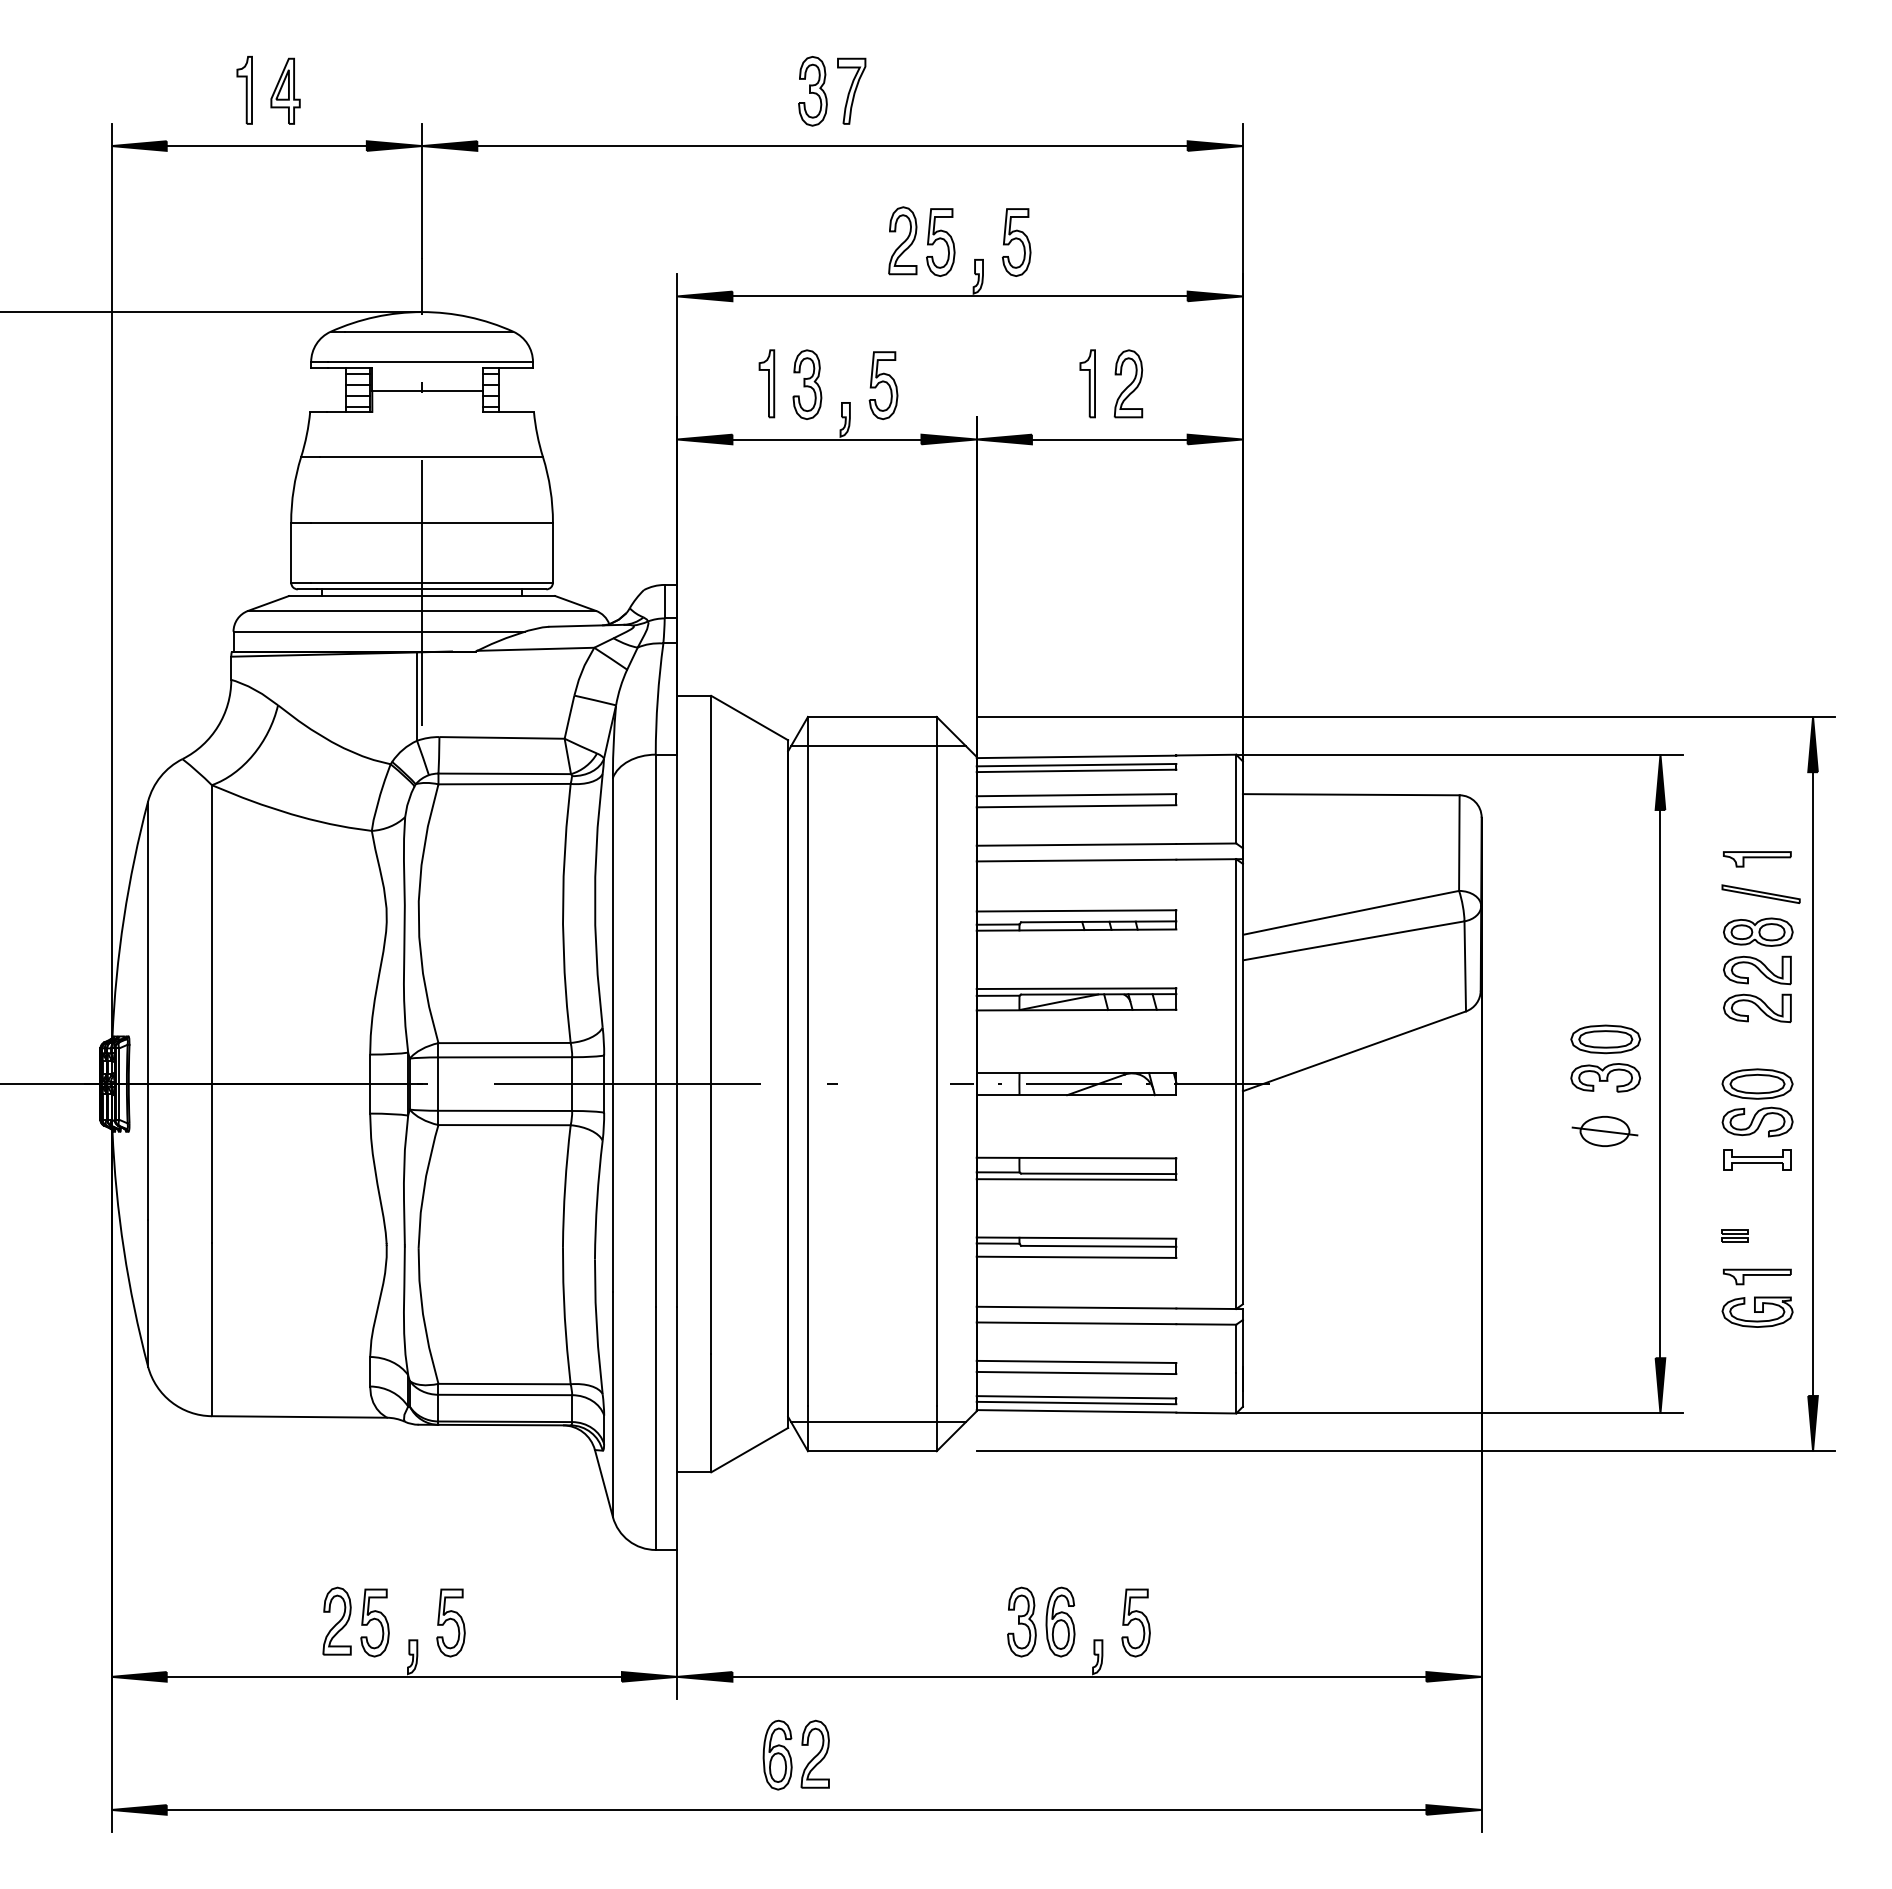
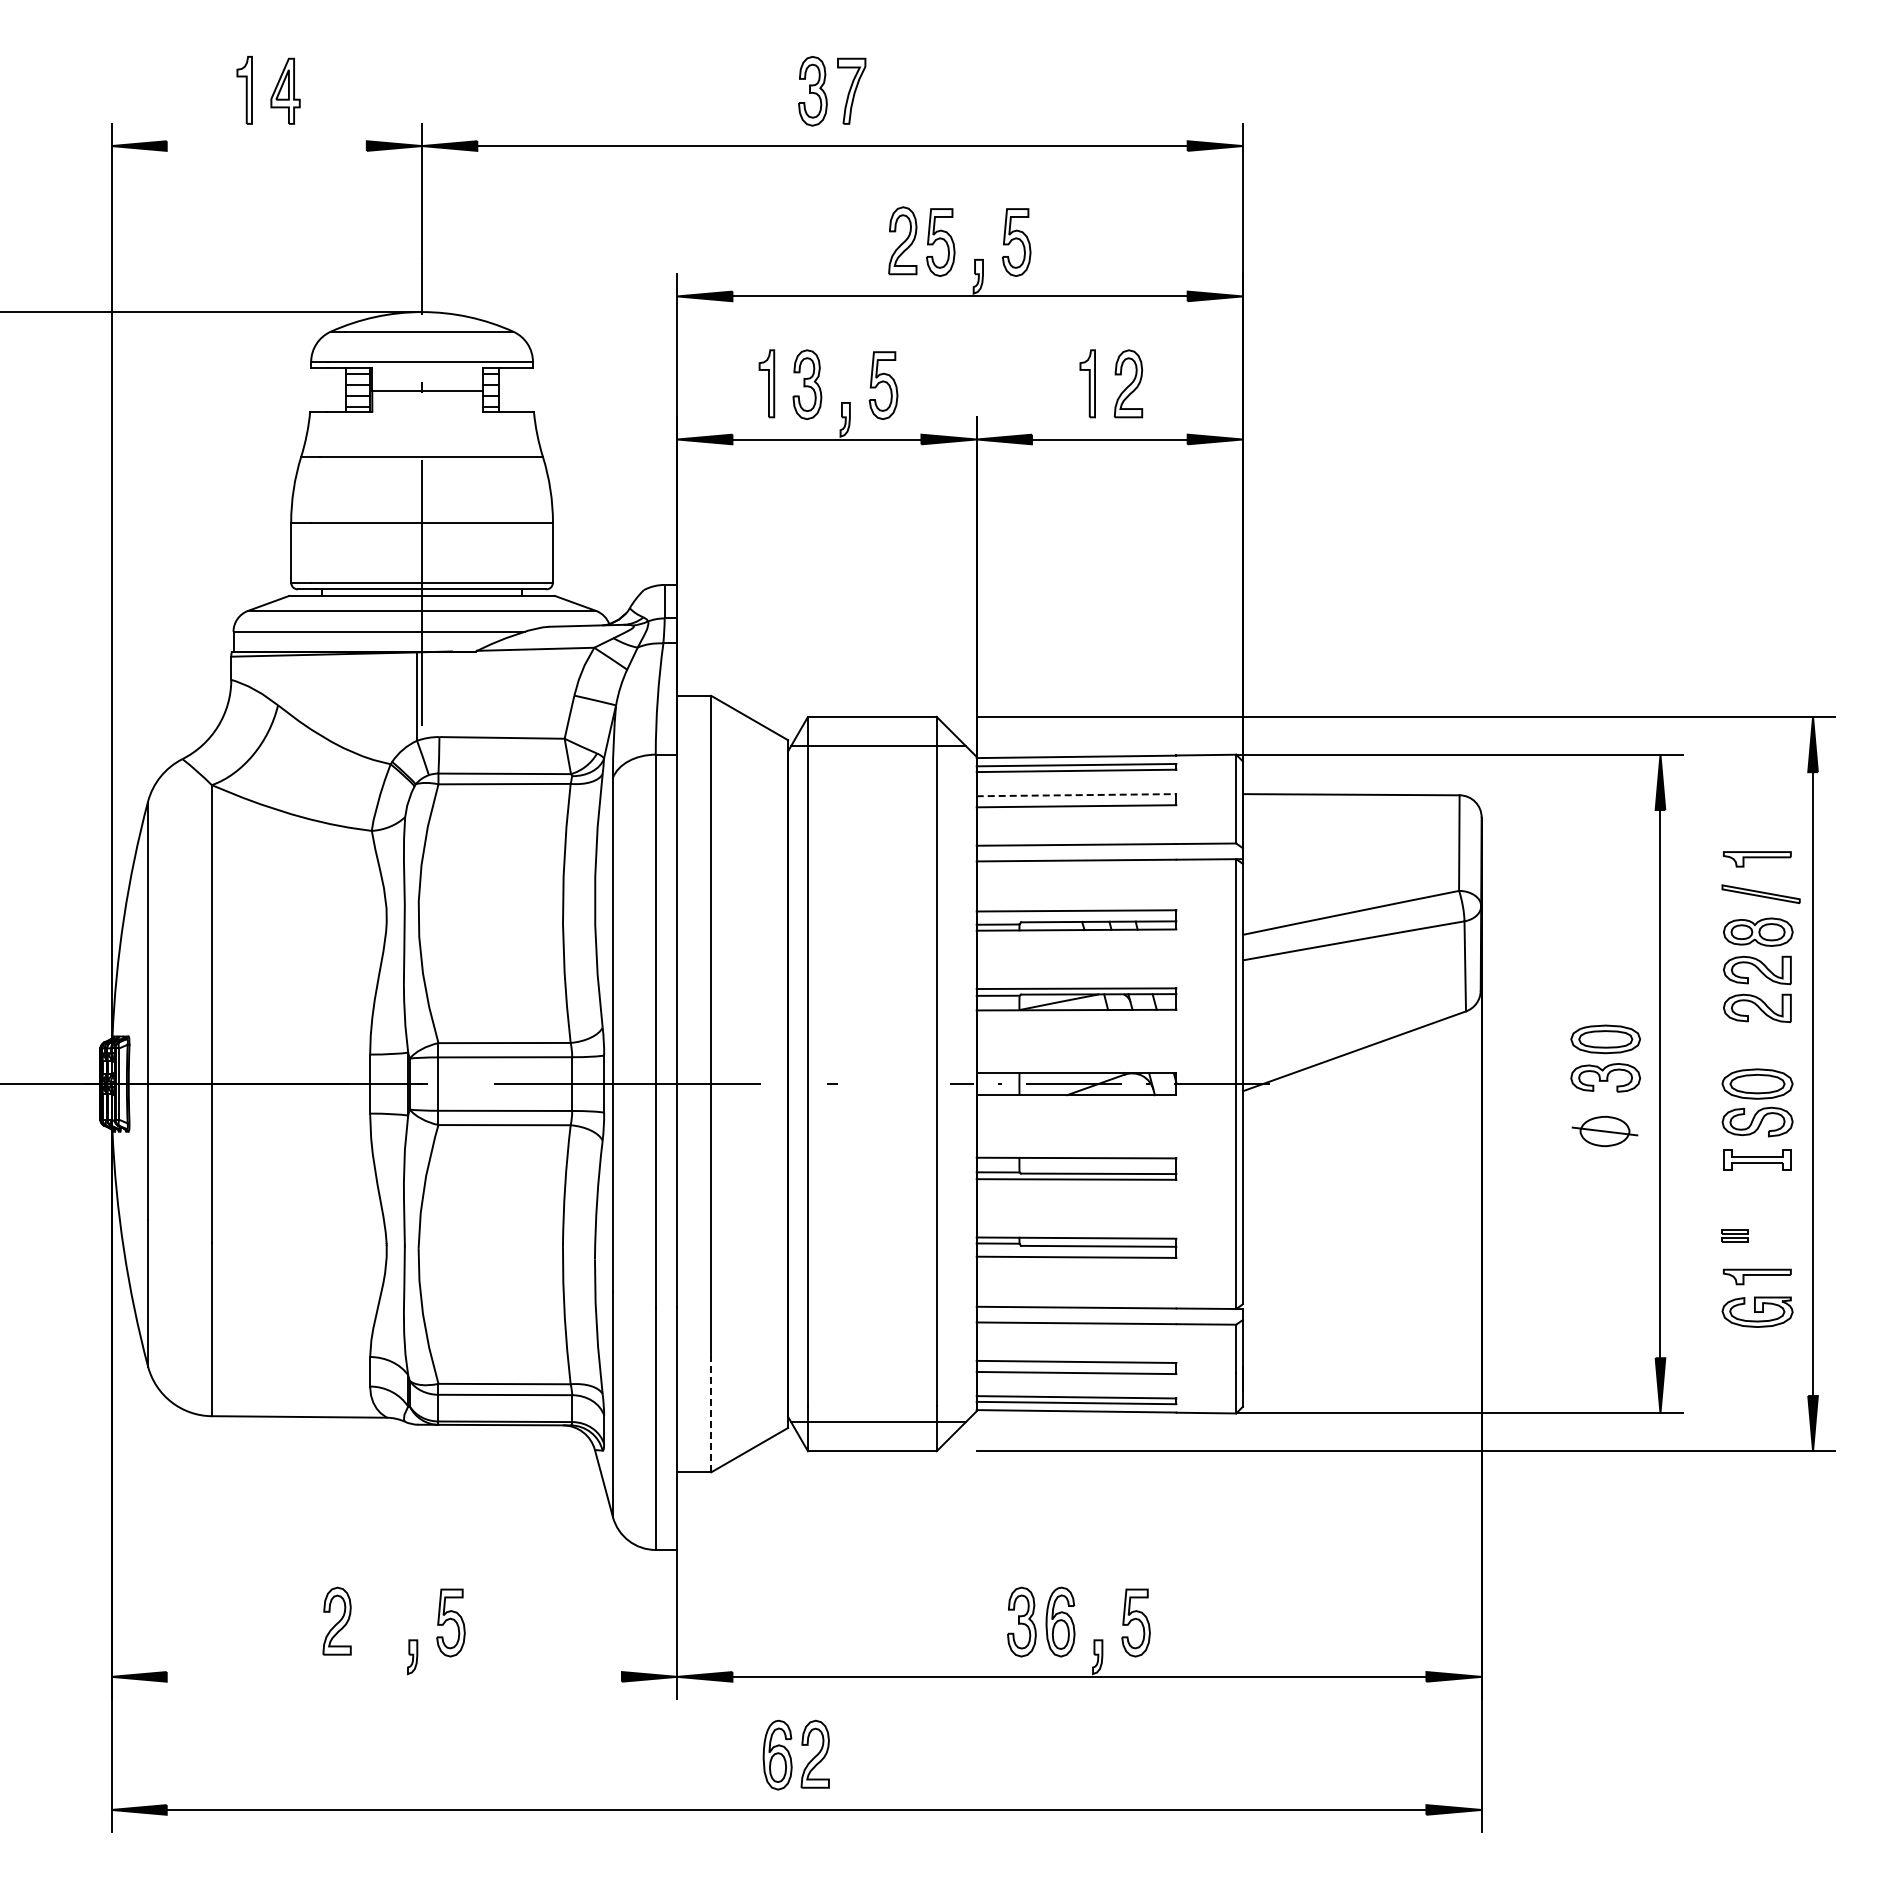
line: present -> none (266, 146)
line: solid -> dashed (1076, 795)
line: solid -> dashed (711, 1412)
part: present -> none (374, 1622)
line: present -> none (393, 1676)
